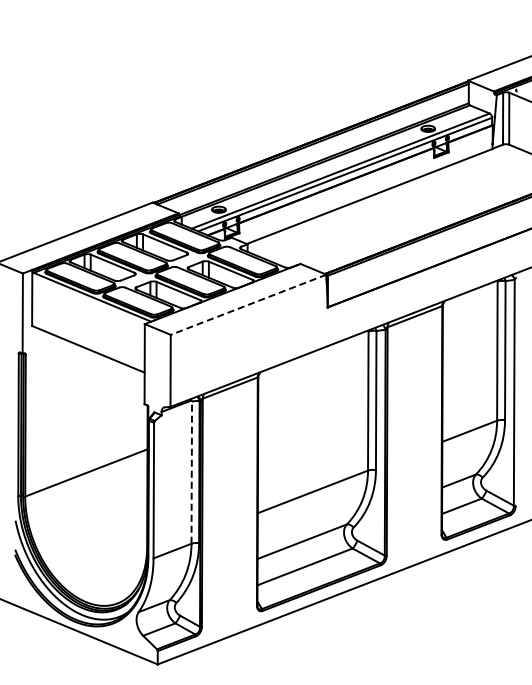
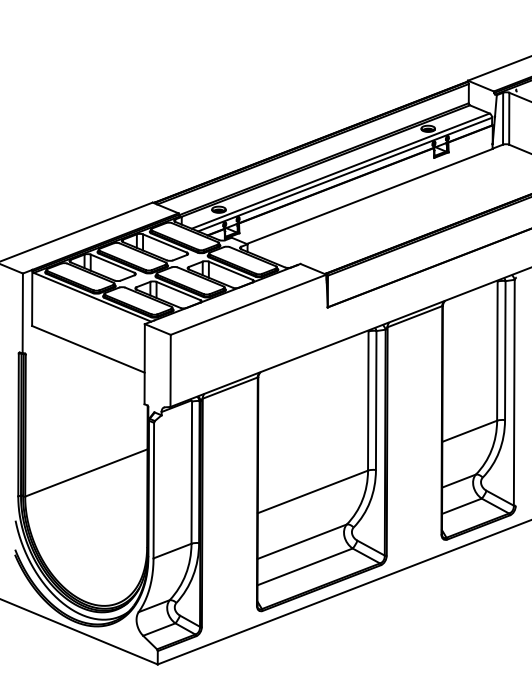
line: dashed -> solid (248, 304)
line: dashed -> solid (191, 472)
